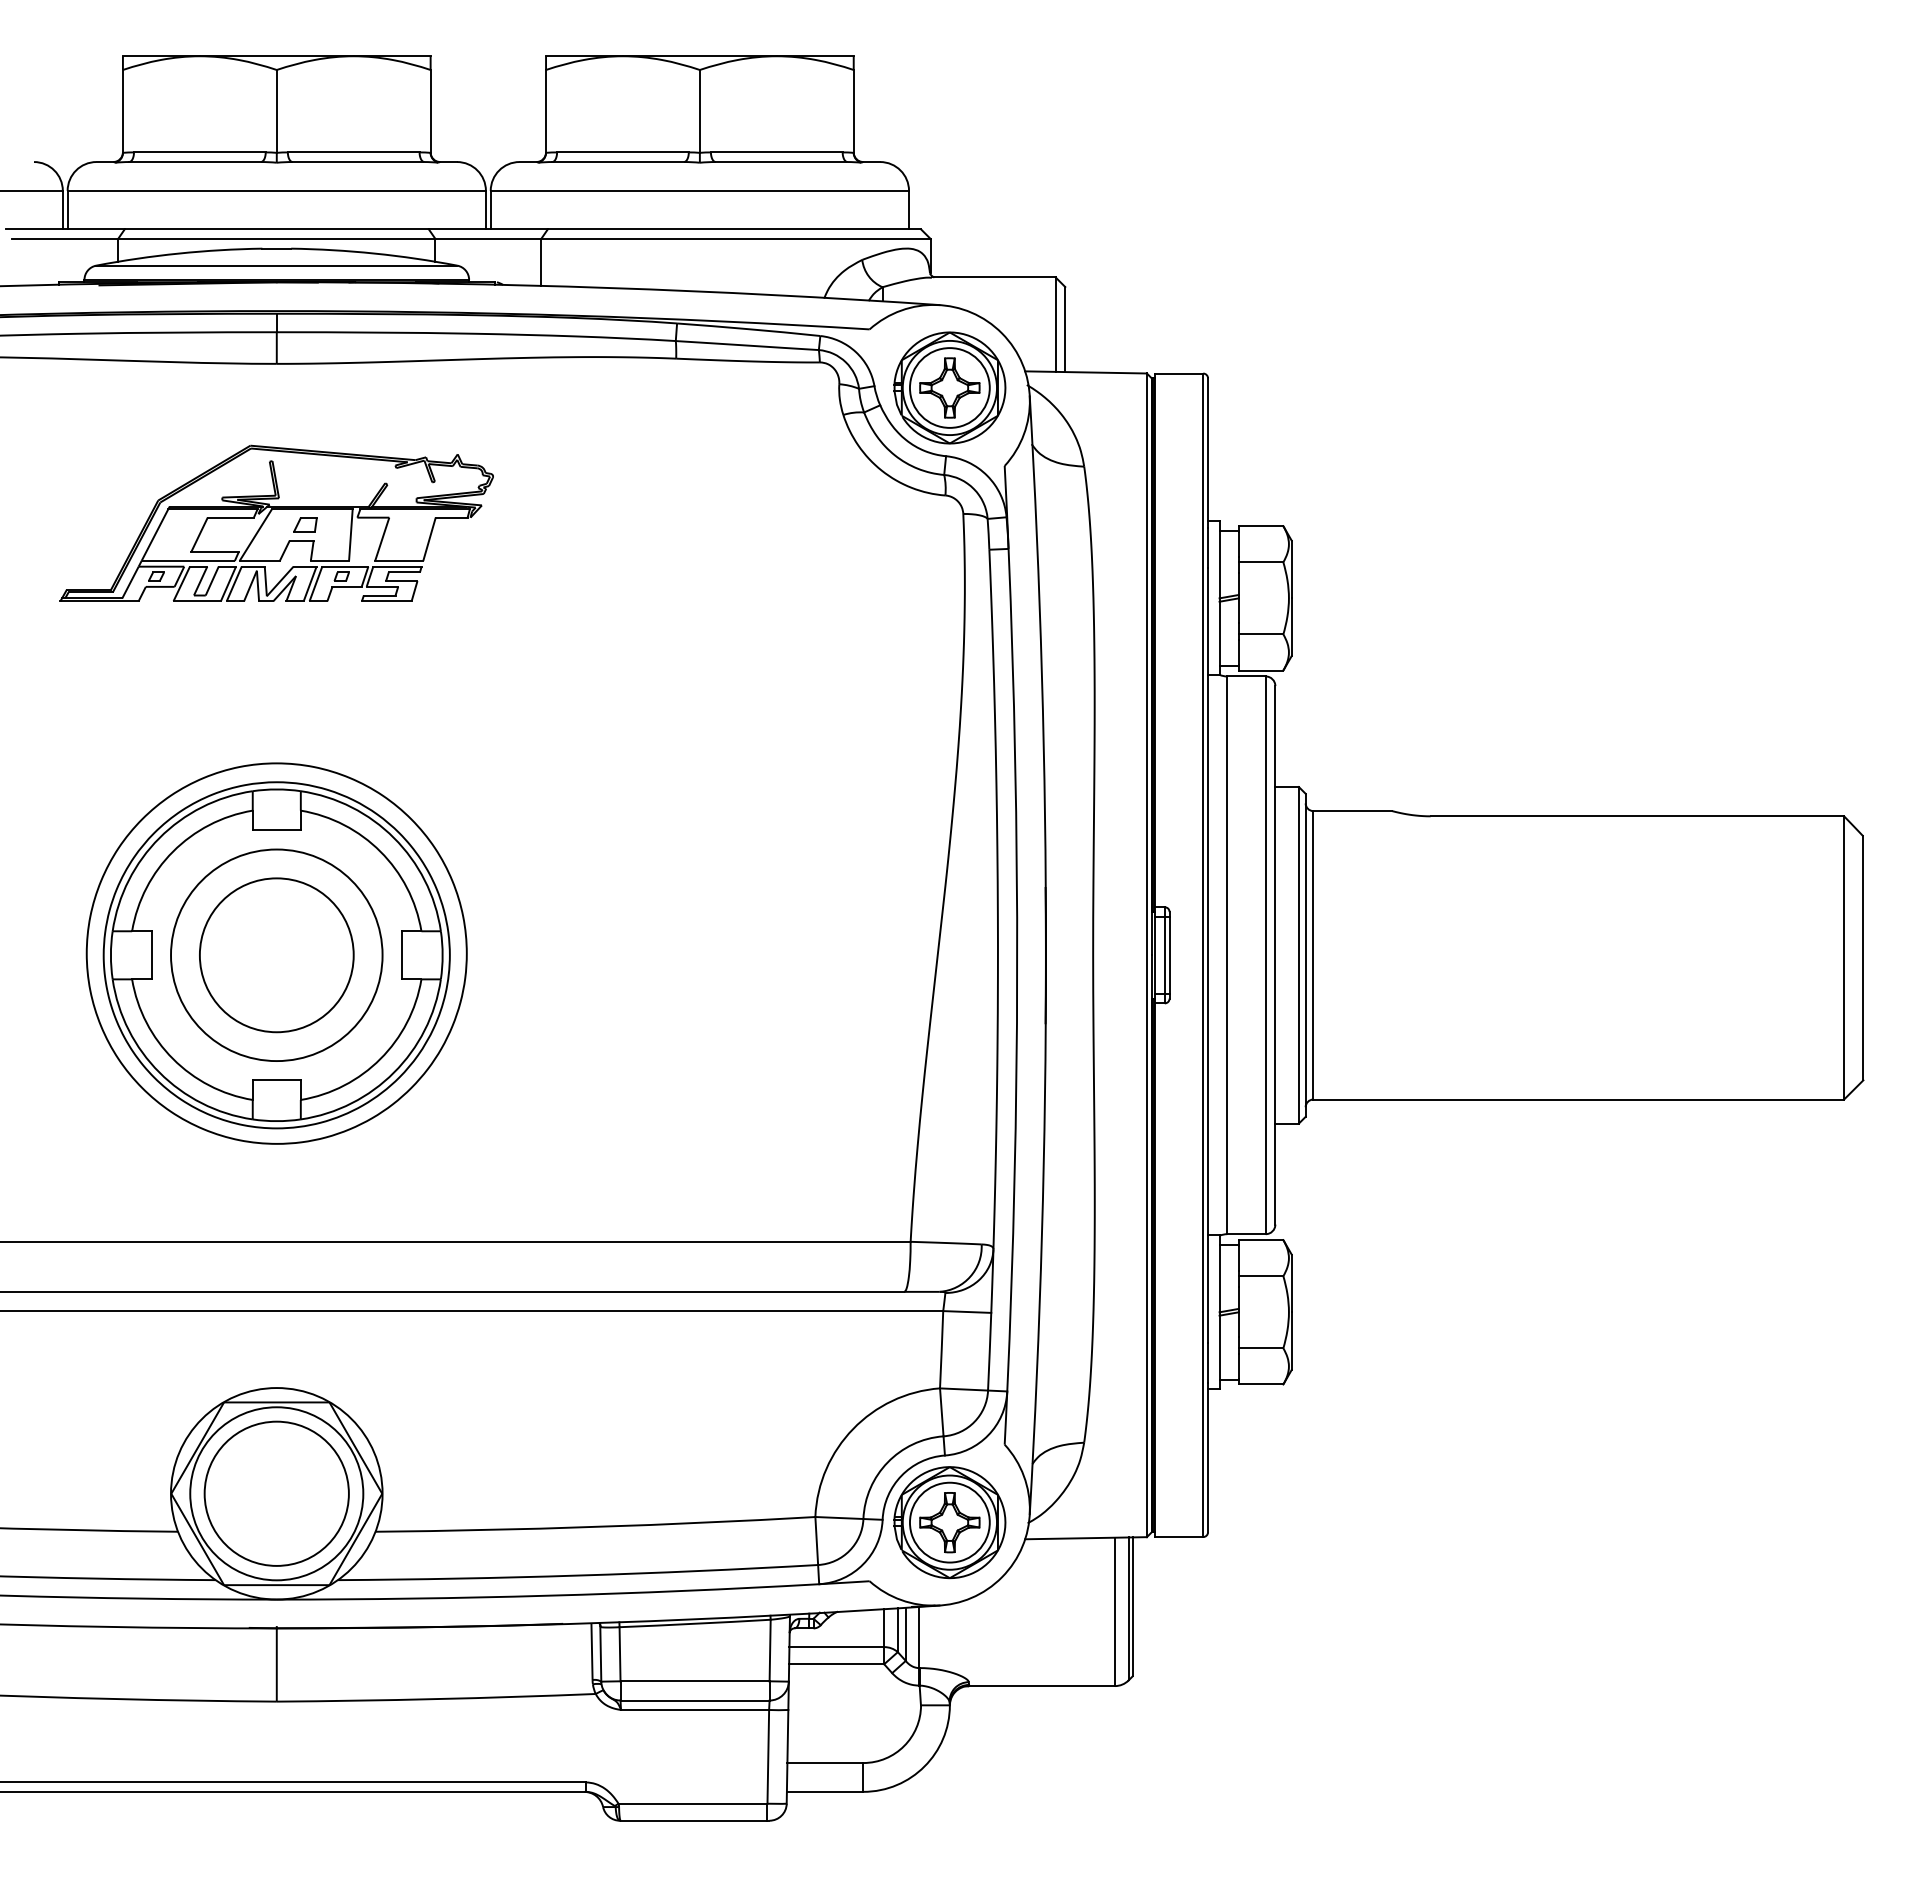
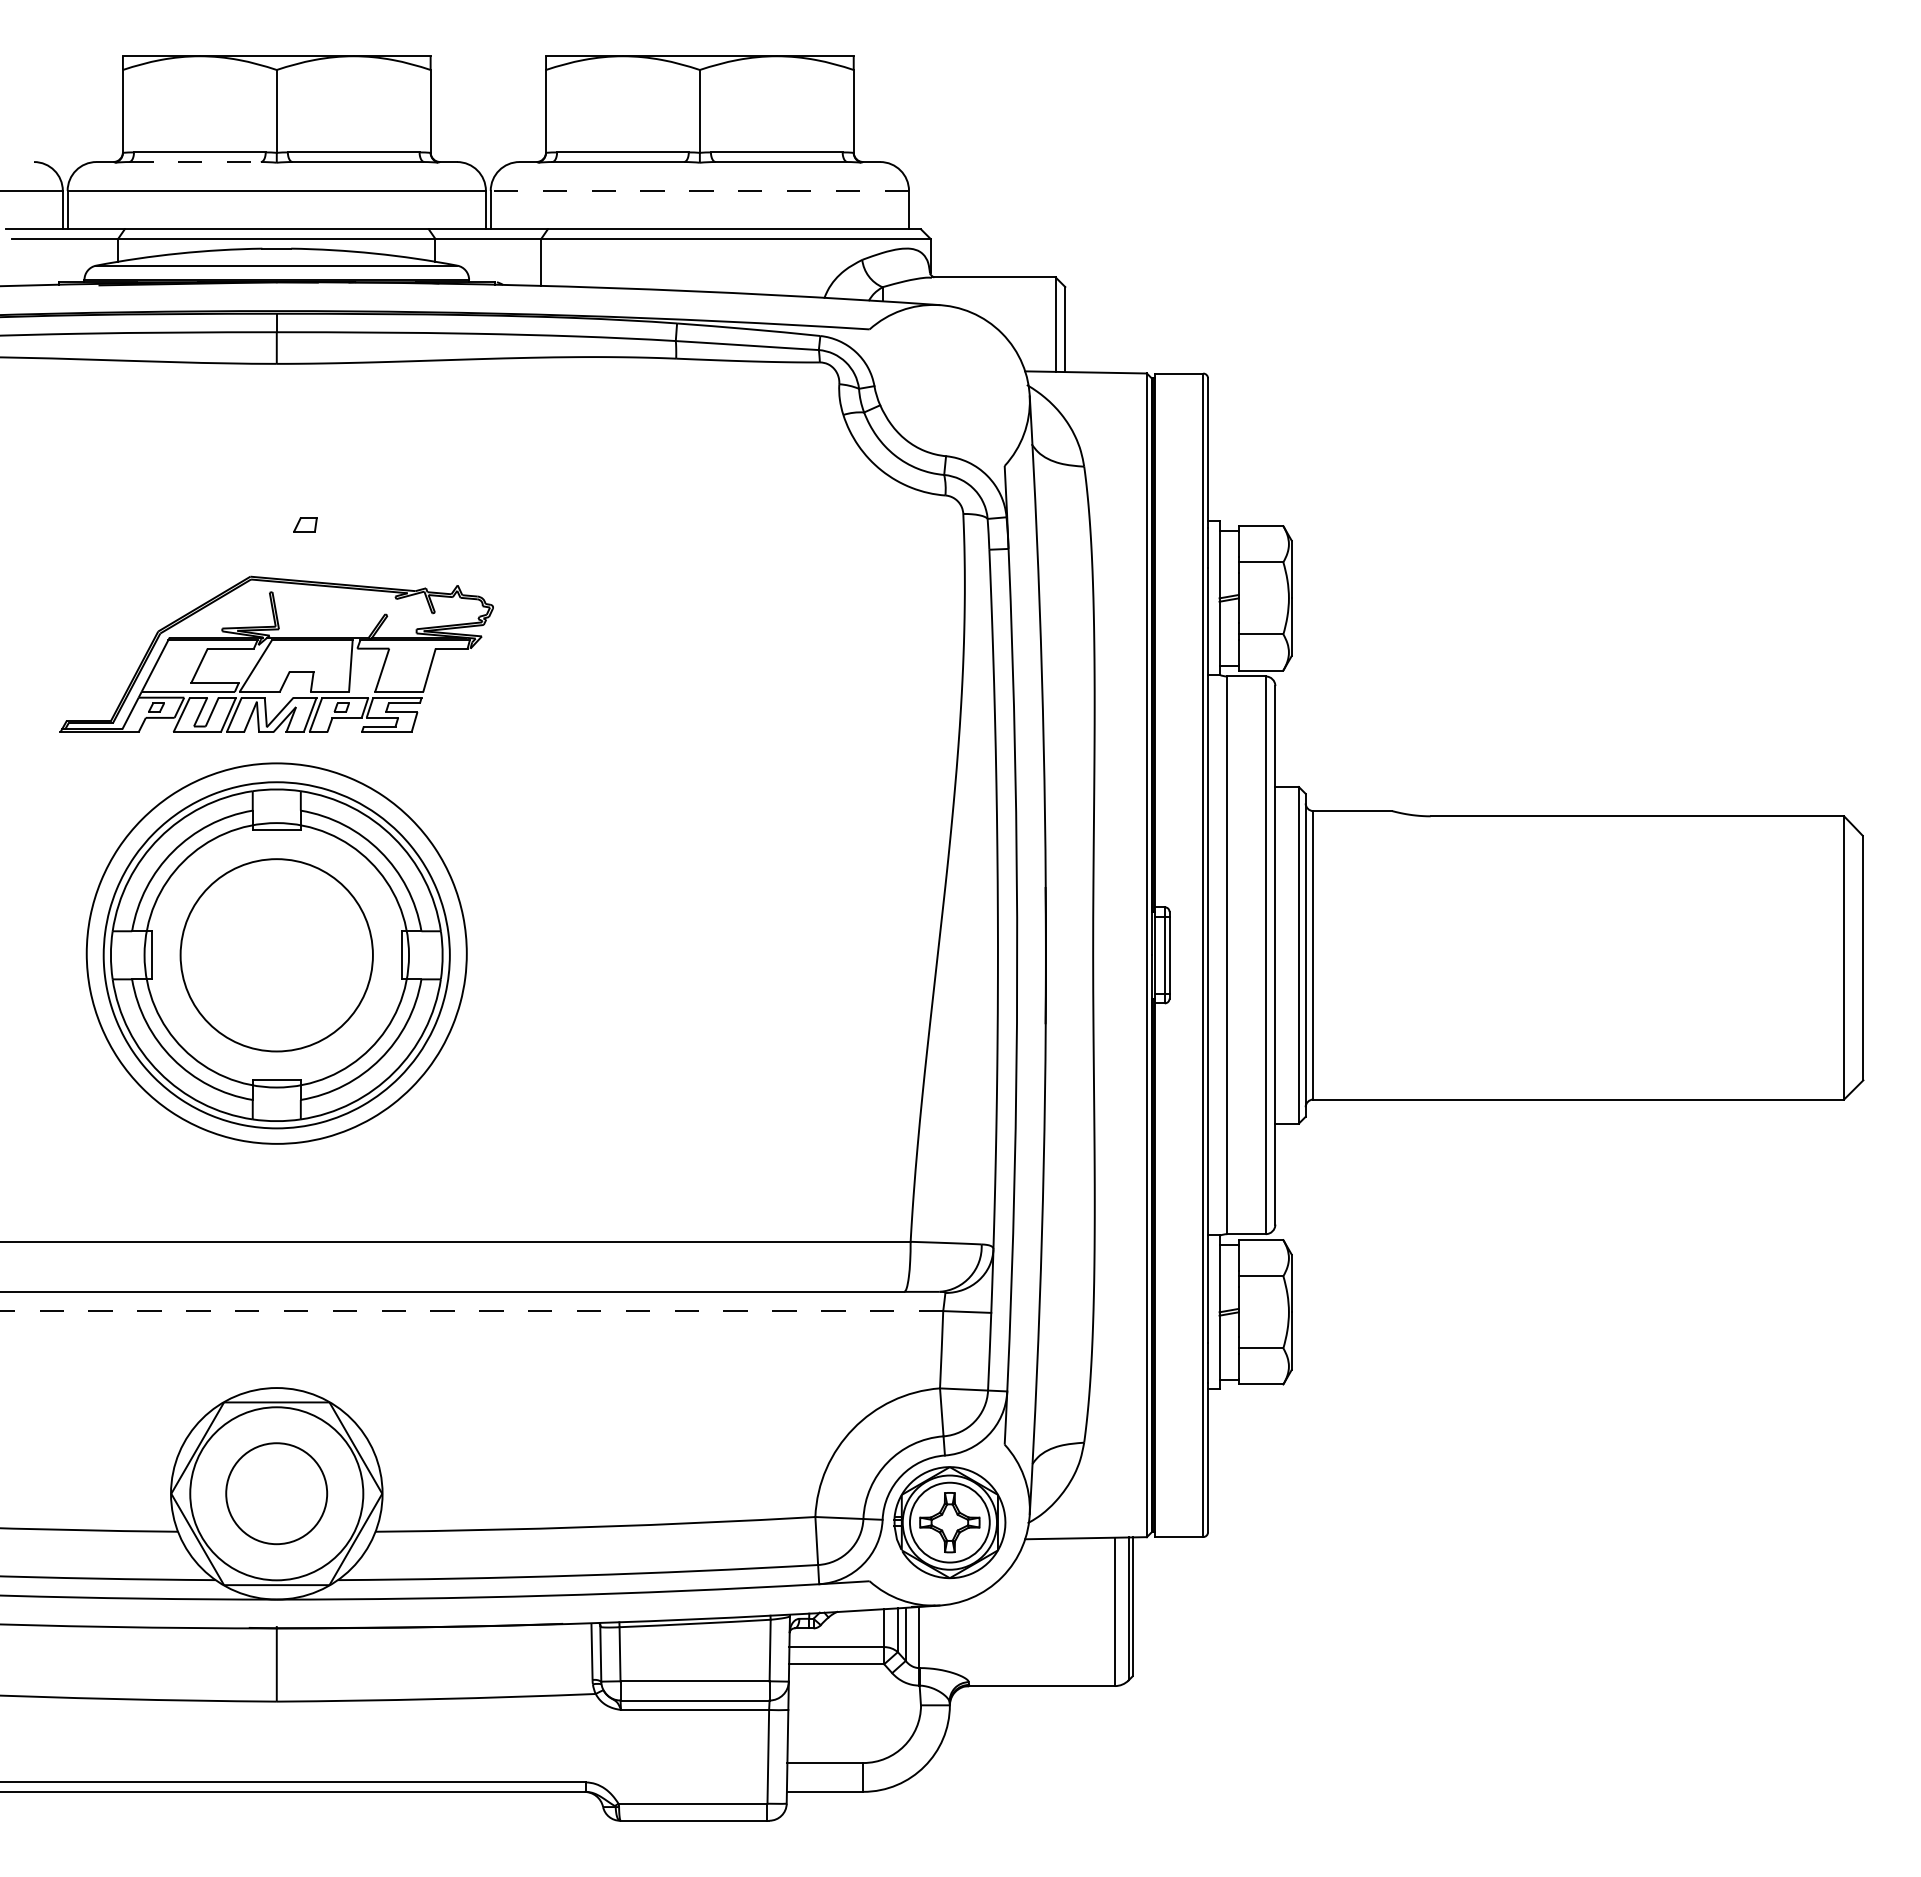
line: solid -> dashed (195, 162)
line: solid -> dashed (699, 190)
part: present -> none (949, 387)
part position: (276, 522) -> (276, 653) (276, 653)
circle diameter: 154 px -> 192 px (276, 955)
circle diameter: 212 px -> 264 px (276, 955)
line: solid -> dashed (471, 1311)
circle size: 147x147 px -> 104x104 px (276, 1493)
